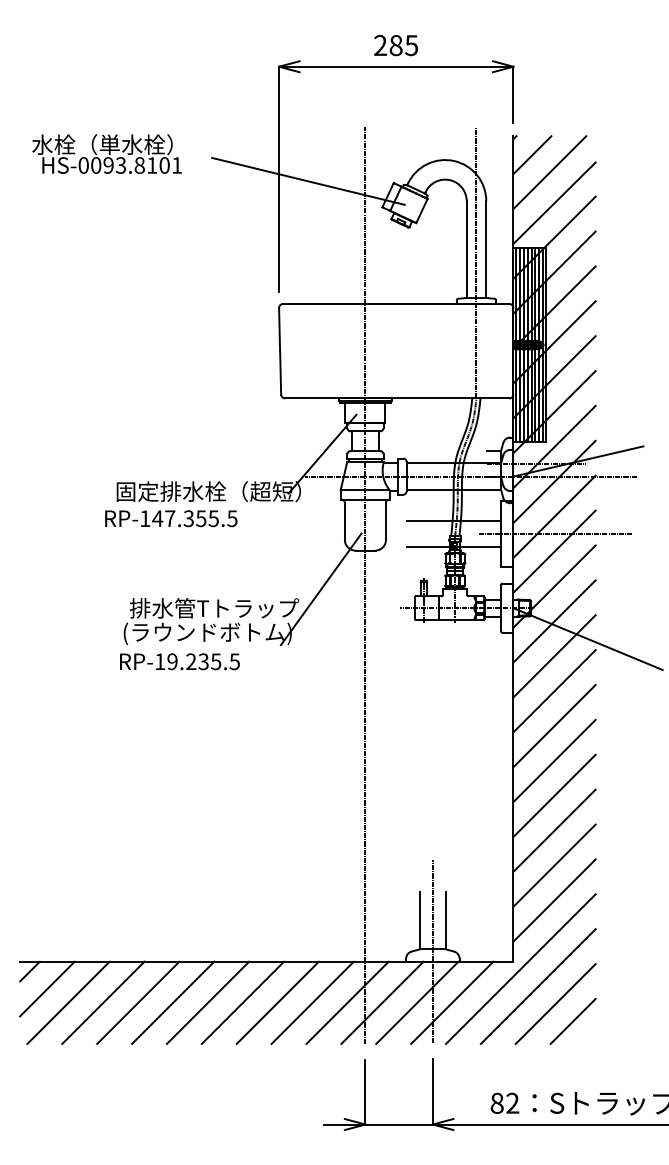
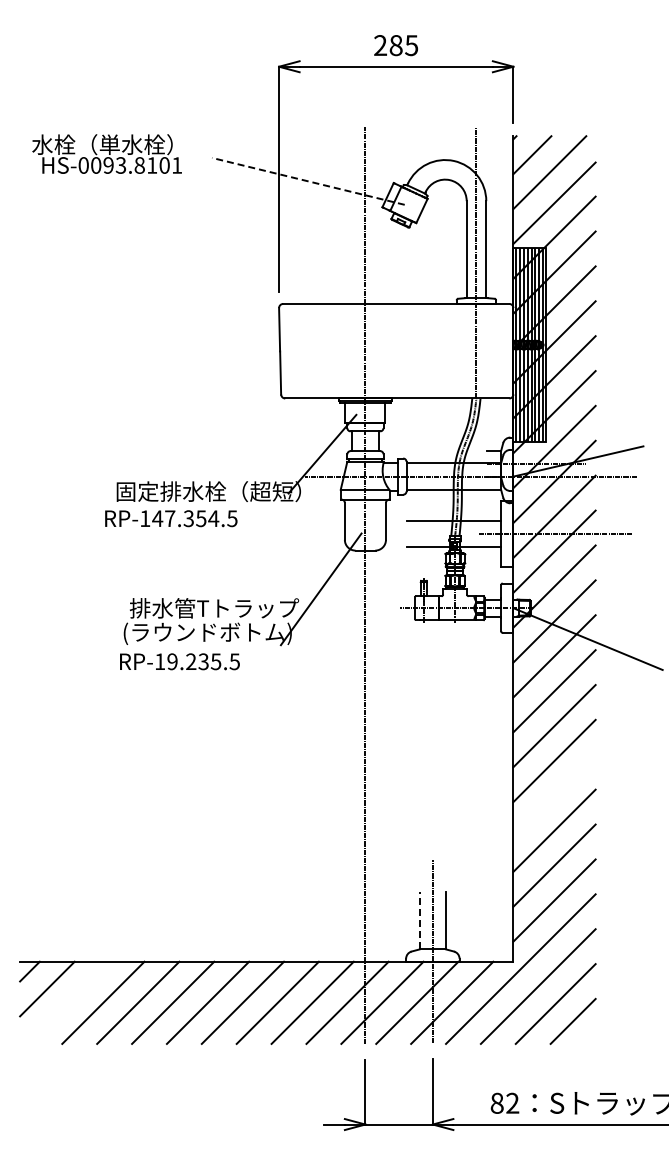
line: solid -> dashed (307, 181)
text: RP-147.355.5 -> RP-147.354.5 (213, 518)
line: present -> none (554, 795)
line: solid -> dashed (419, 920)
line: present -> none (68, 1002)
